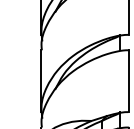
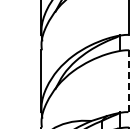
line: solid -> dashed (129, 81)
